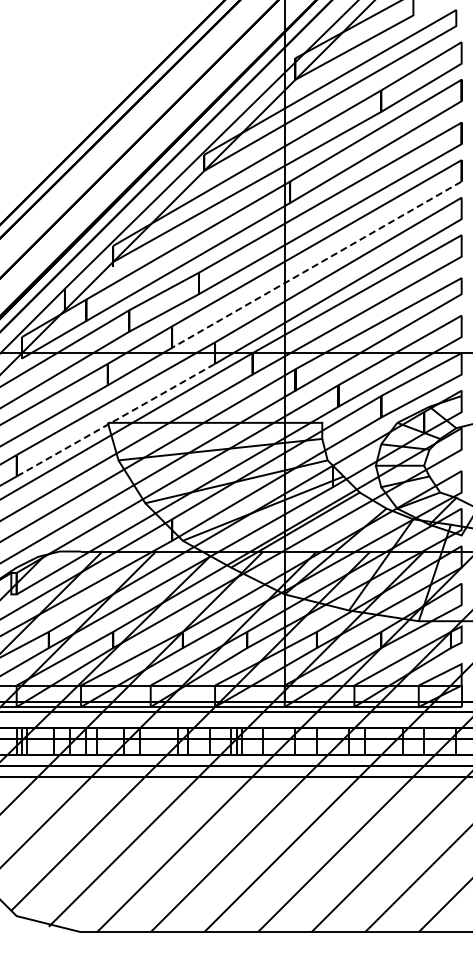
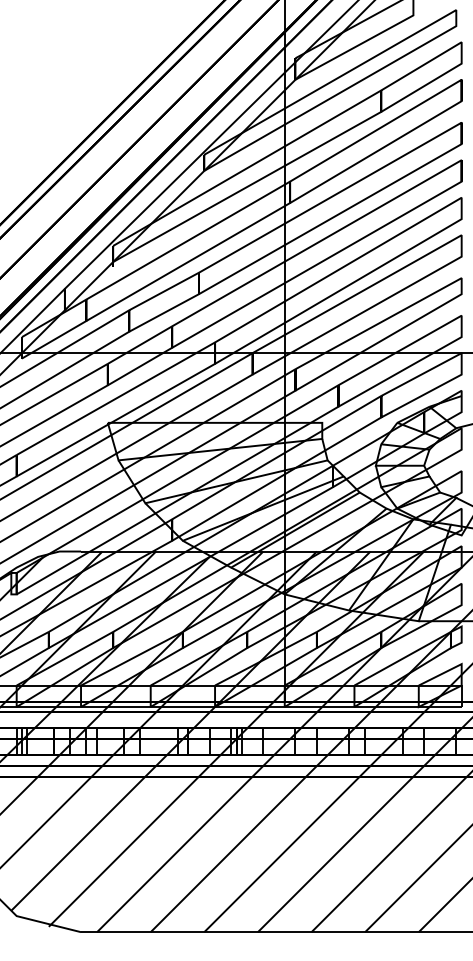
line: dashed -> solid (316, 264)
line: dashed -> solid (115, 420)
